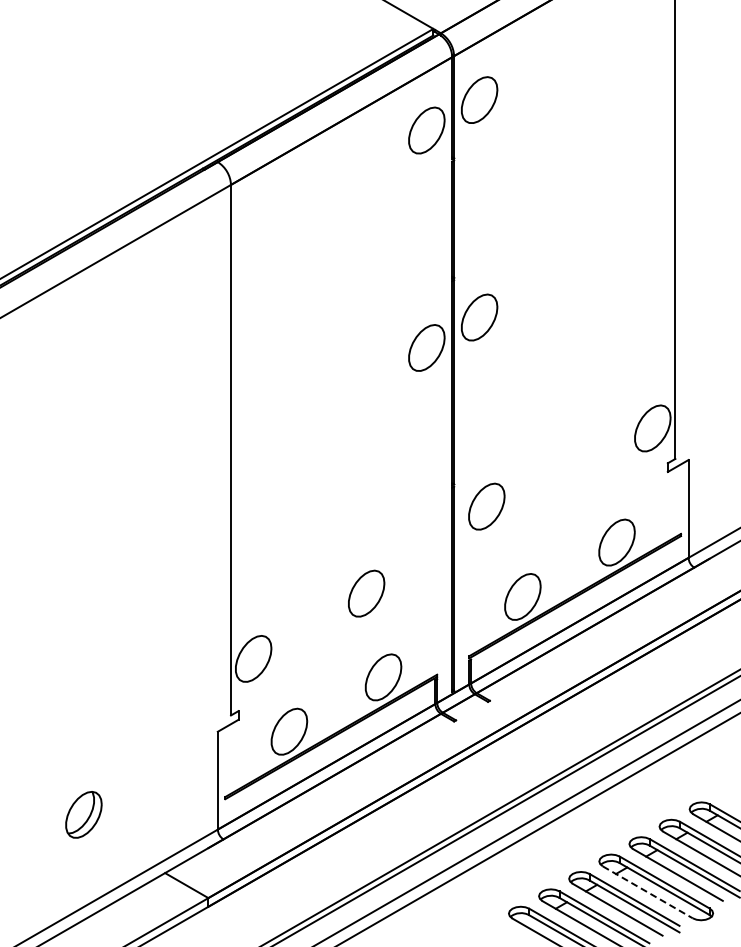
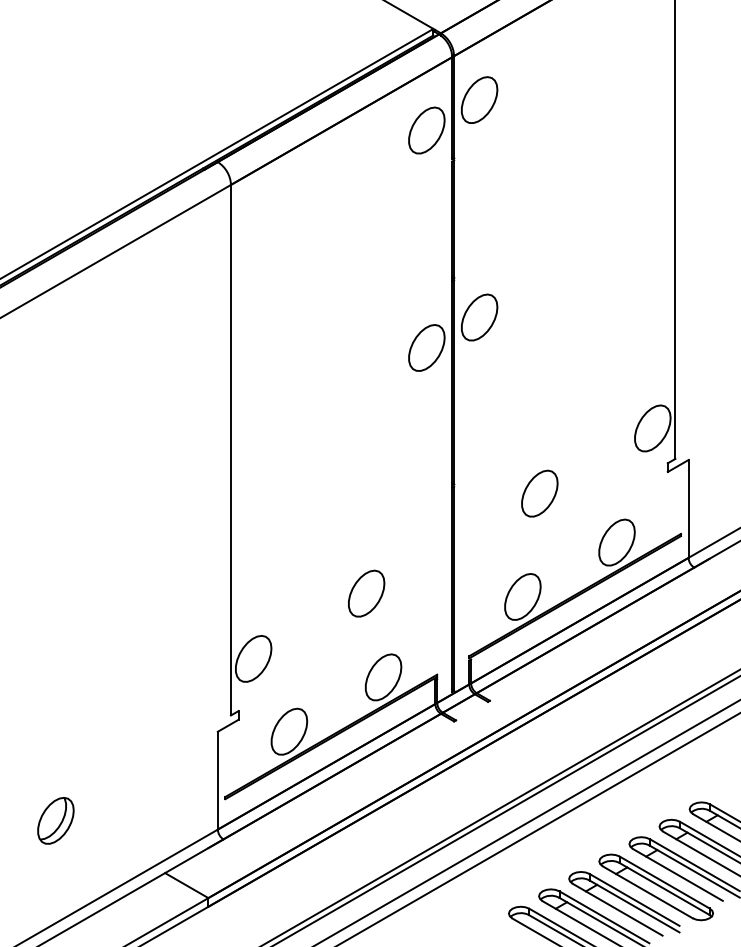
part position: (486, 506) -> (539, 493) (539, 493)
part position: (83, 814) -> (55, 820) (55, 820)
line: dashed -> solid (647, 892)
